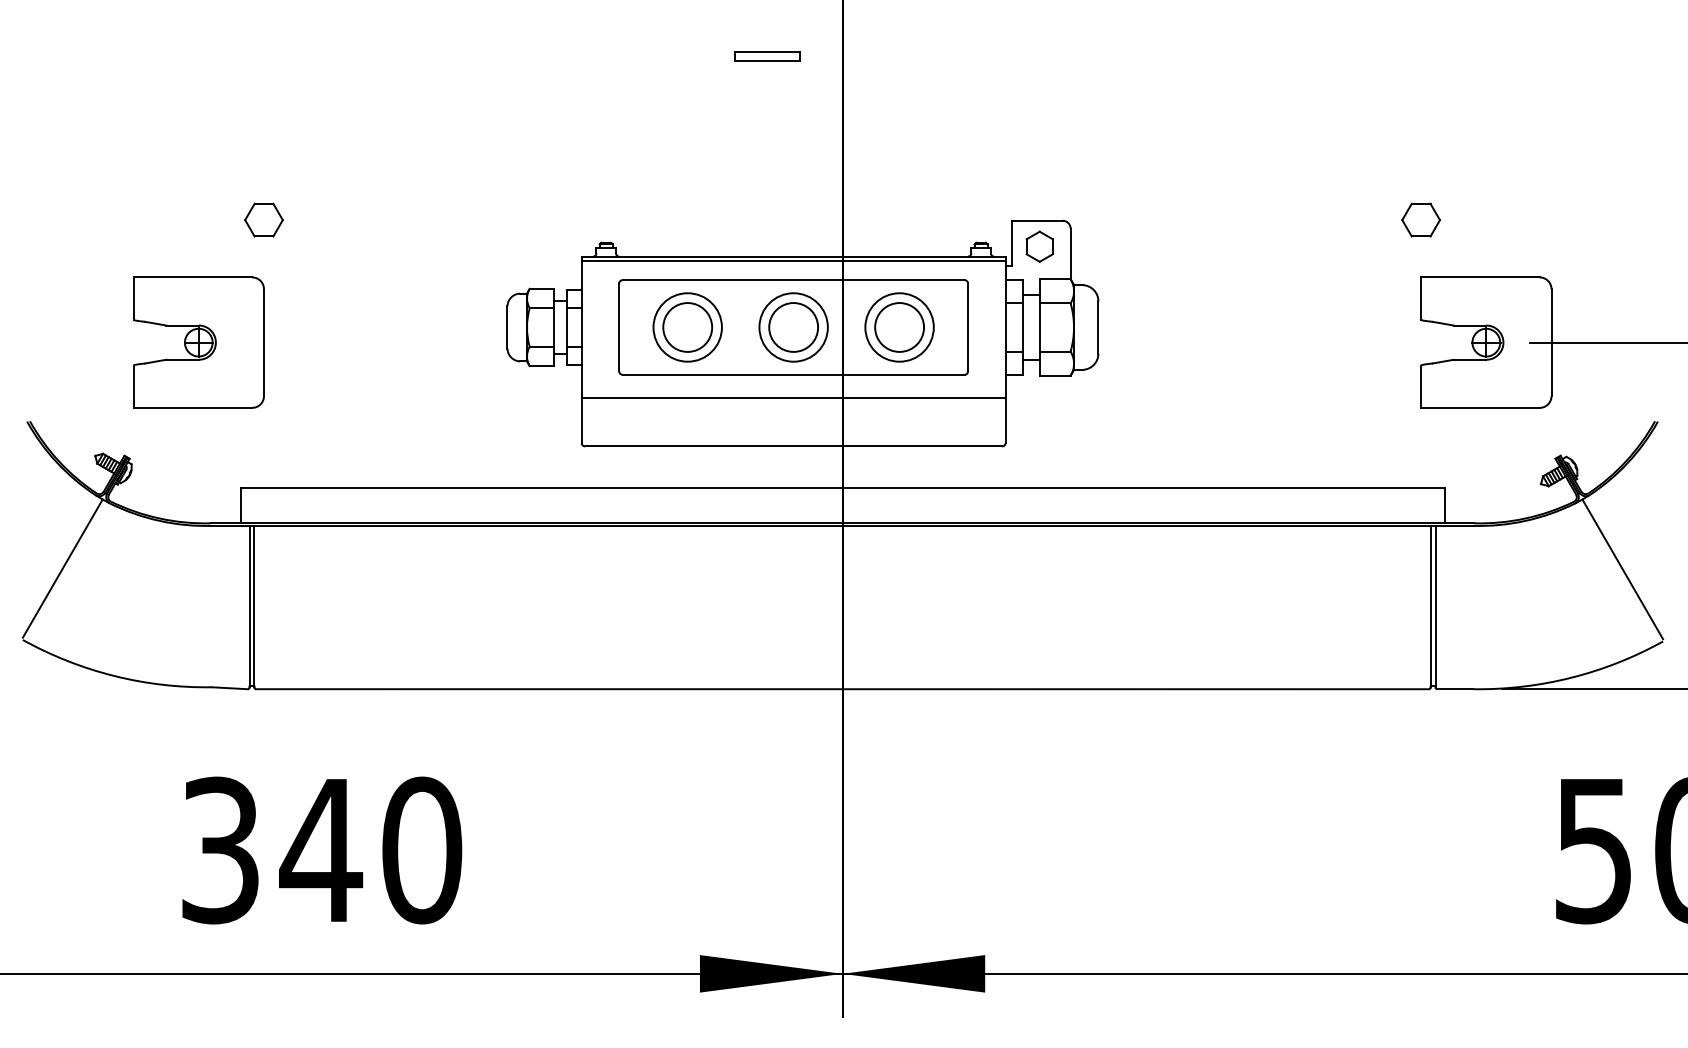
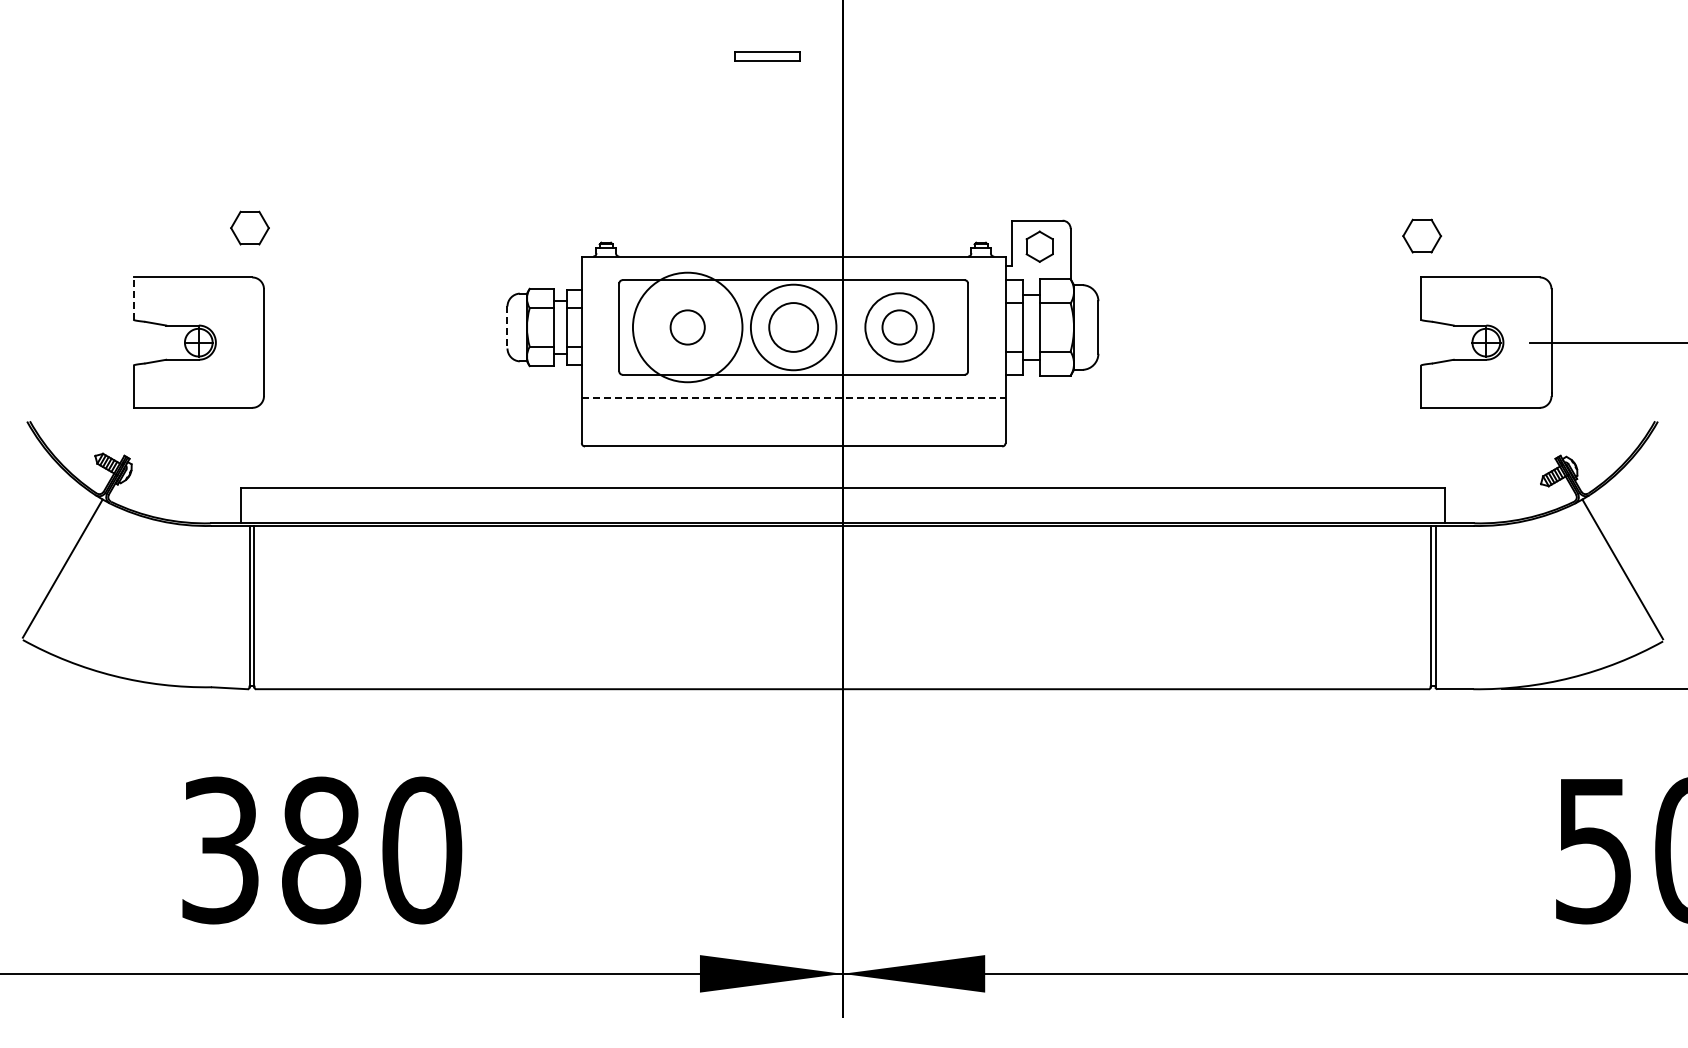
part position: (263, 219) -> (249, 227) (249, 227)
part position: (1421, 219) -> (1422, 235) (1422, 235)
line: present -> none (793, 260)
line: solid -> dashed (133, 298)
line: solid -> dashed (507, 327)
circle diameter: 49 px -> 34 px (687, 327)
circle diameter: 68 px -> 110 px (687, 327)
circle diameter: 68 px -> 86 px (793, 327)
circle diameter: 49 px -> 34 px (899, 327)
line: solid -> dashed (793, 397)
text: 340 -> 380 (321, 850)
